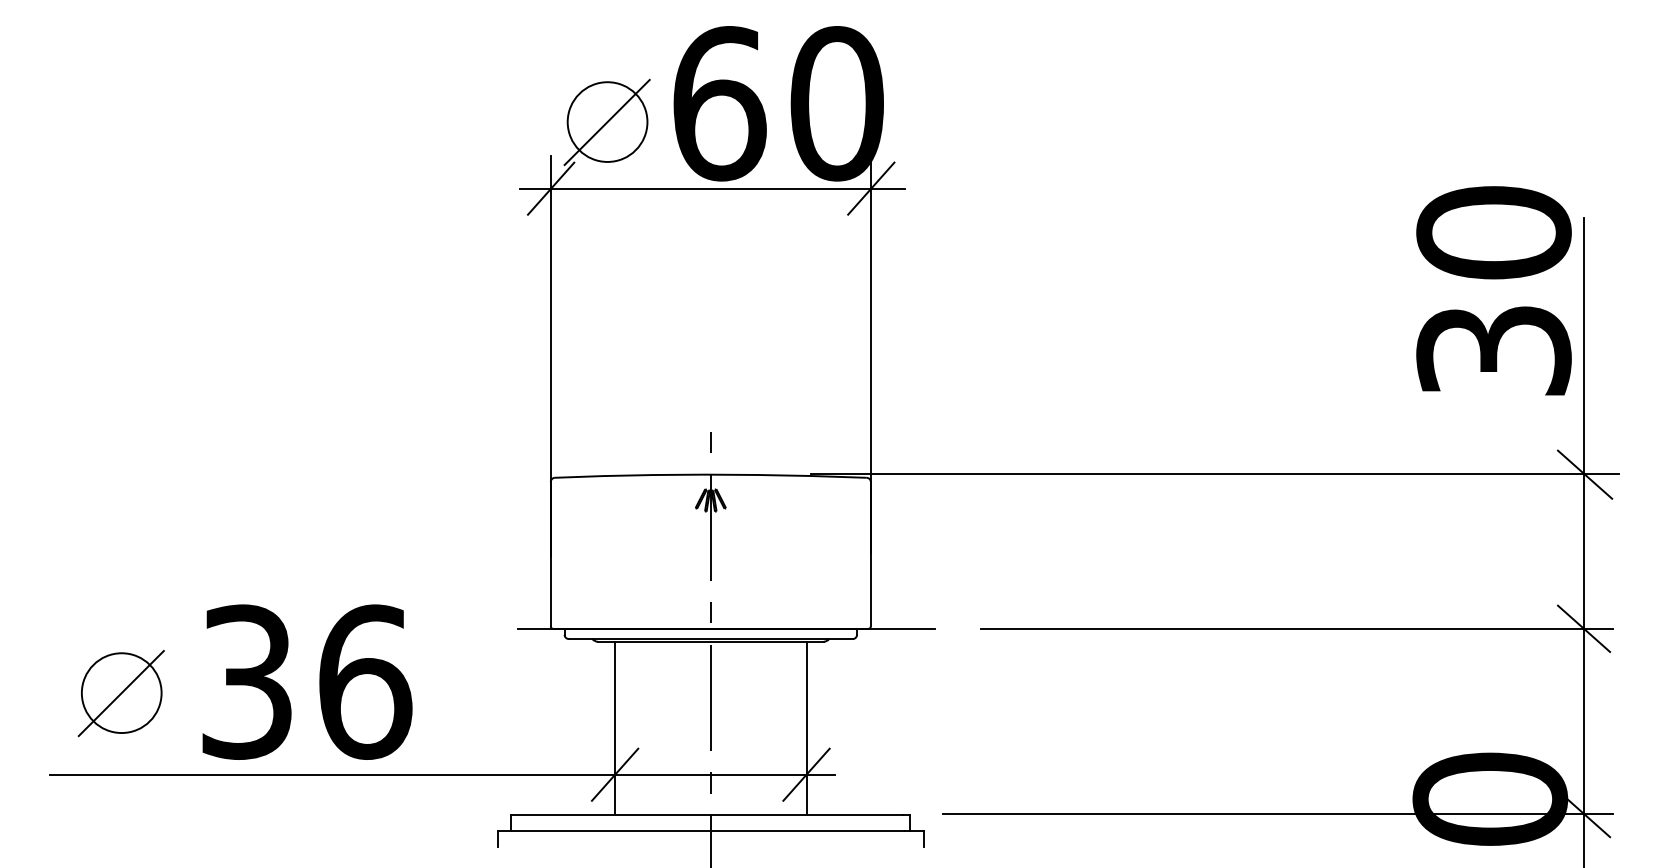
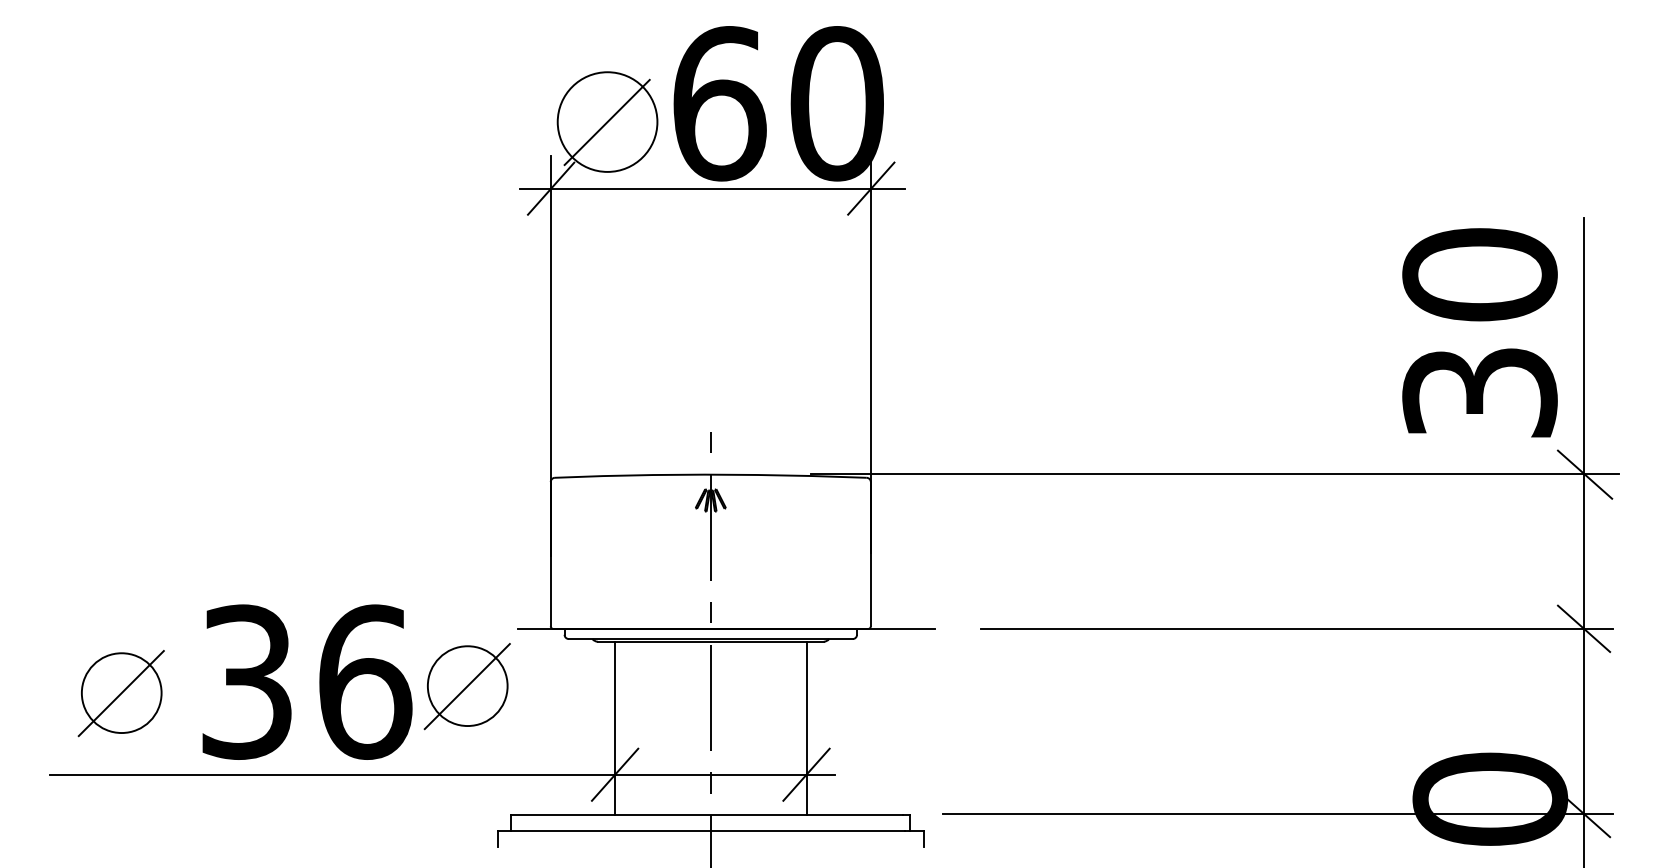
circle diameter: 80 px -> 100 px (607, 121)
text position: (1493, 290) -> (1479, 332) (1479, 332)
part: none -> present (466, 686)
